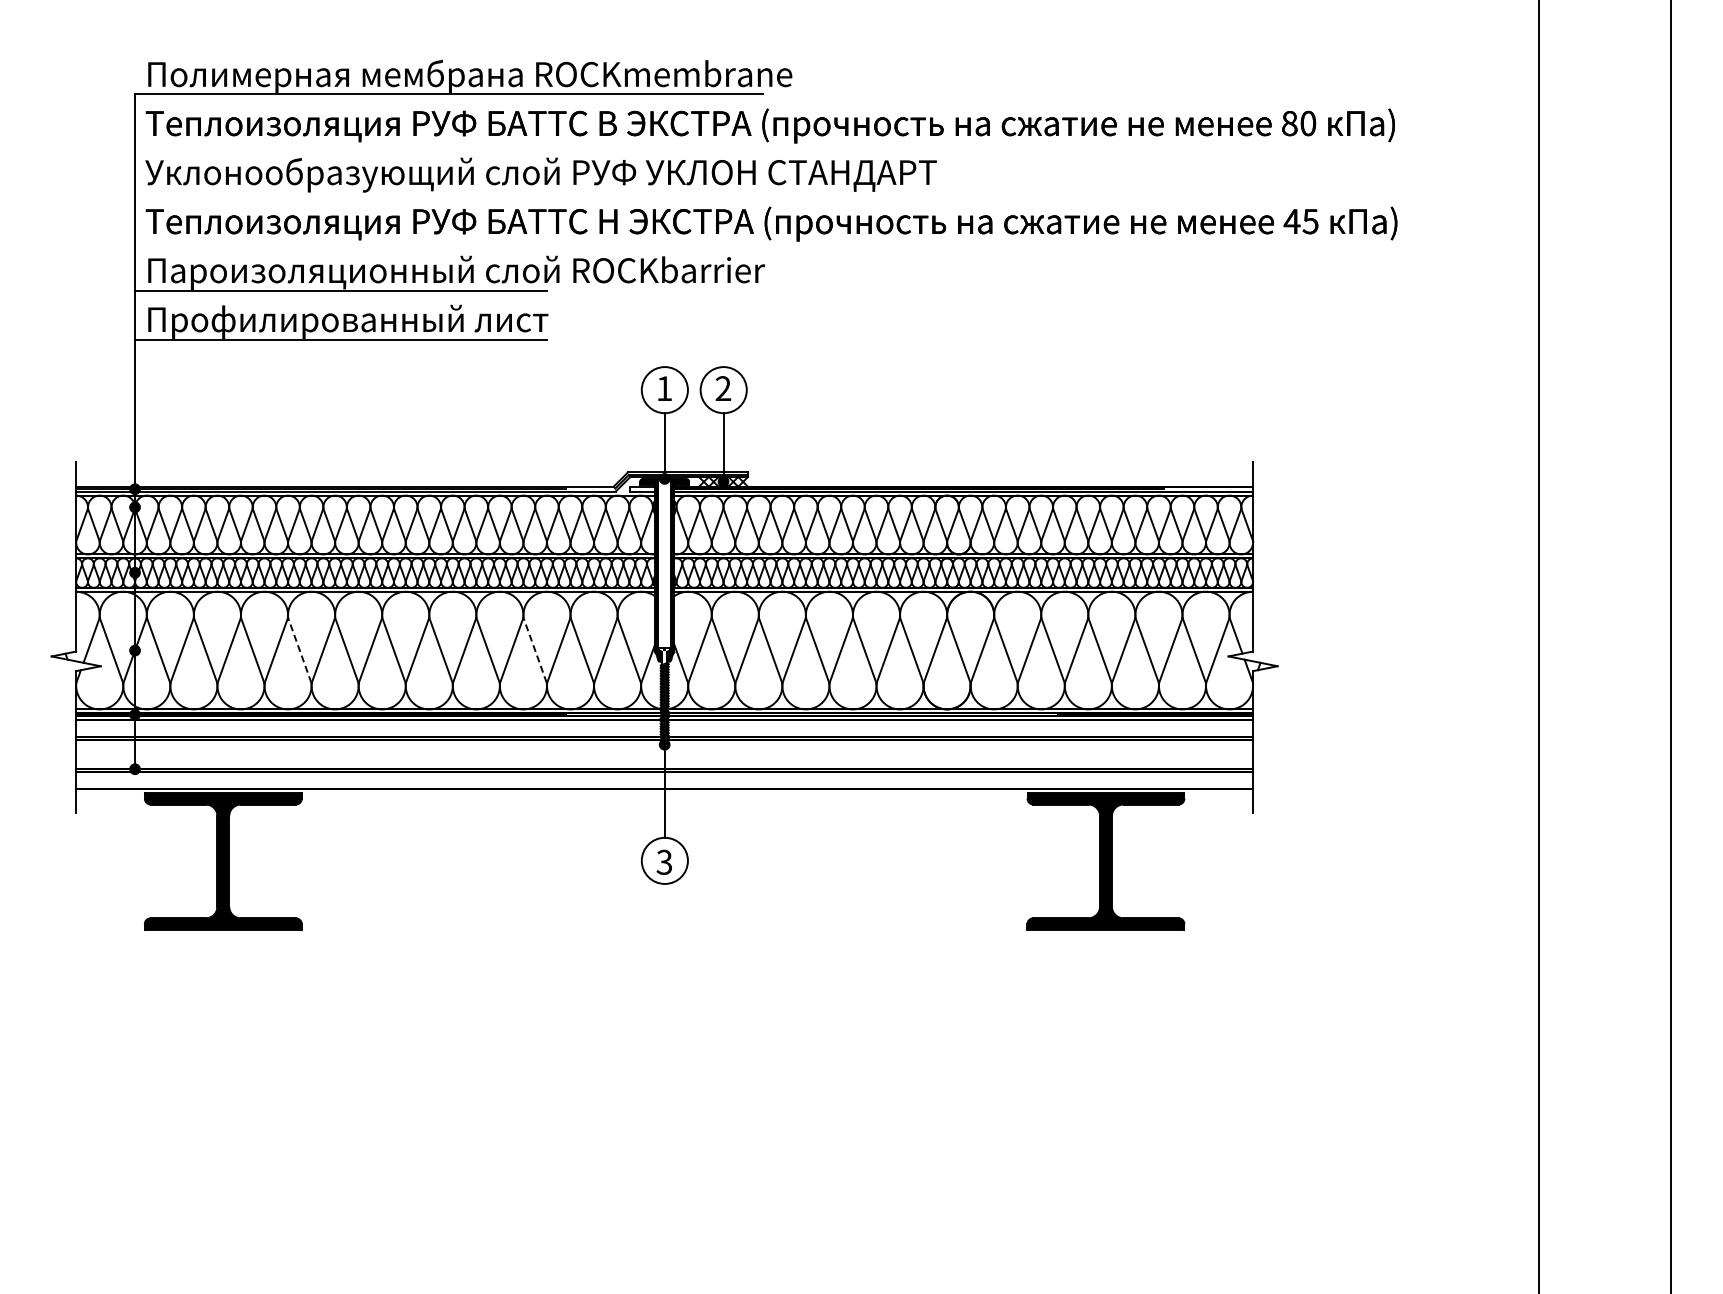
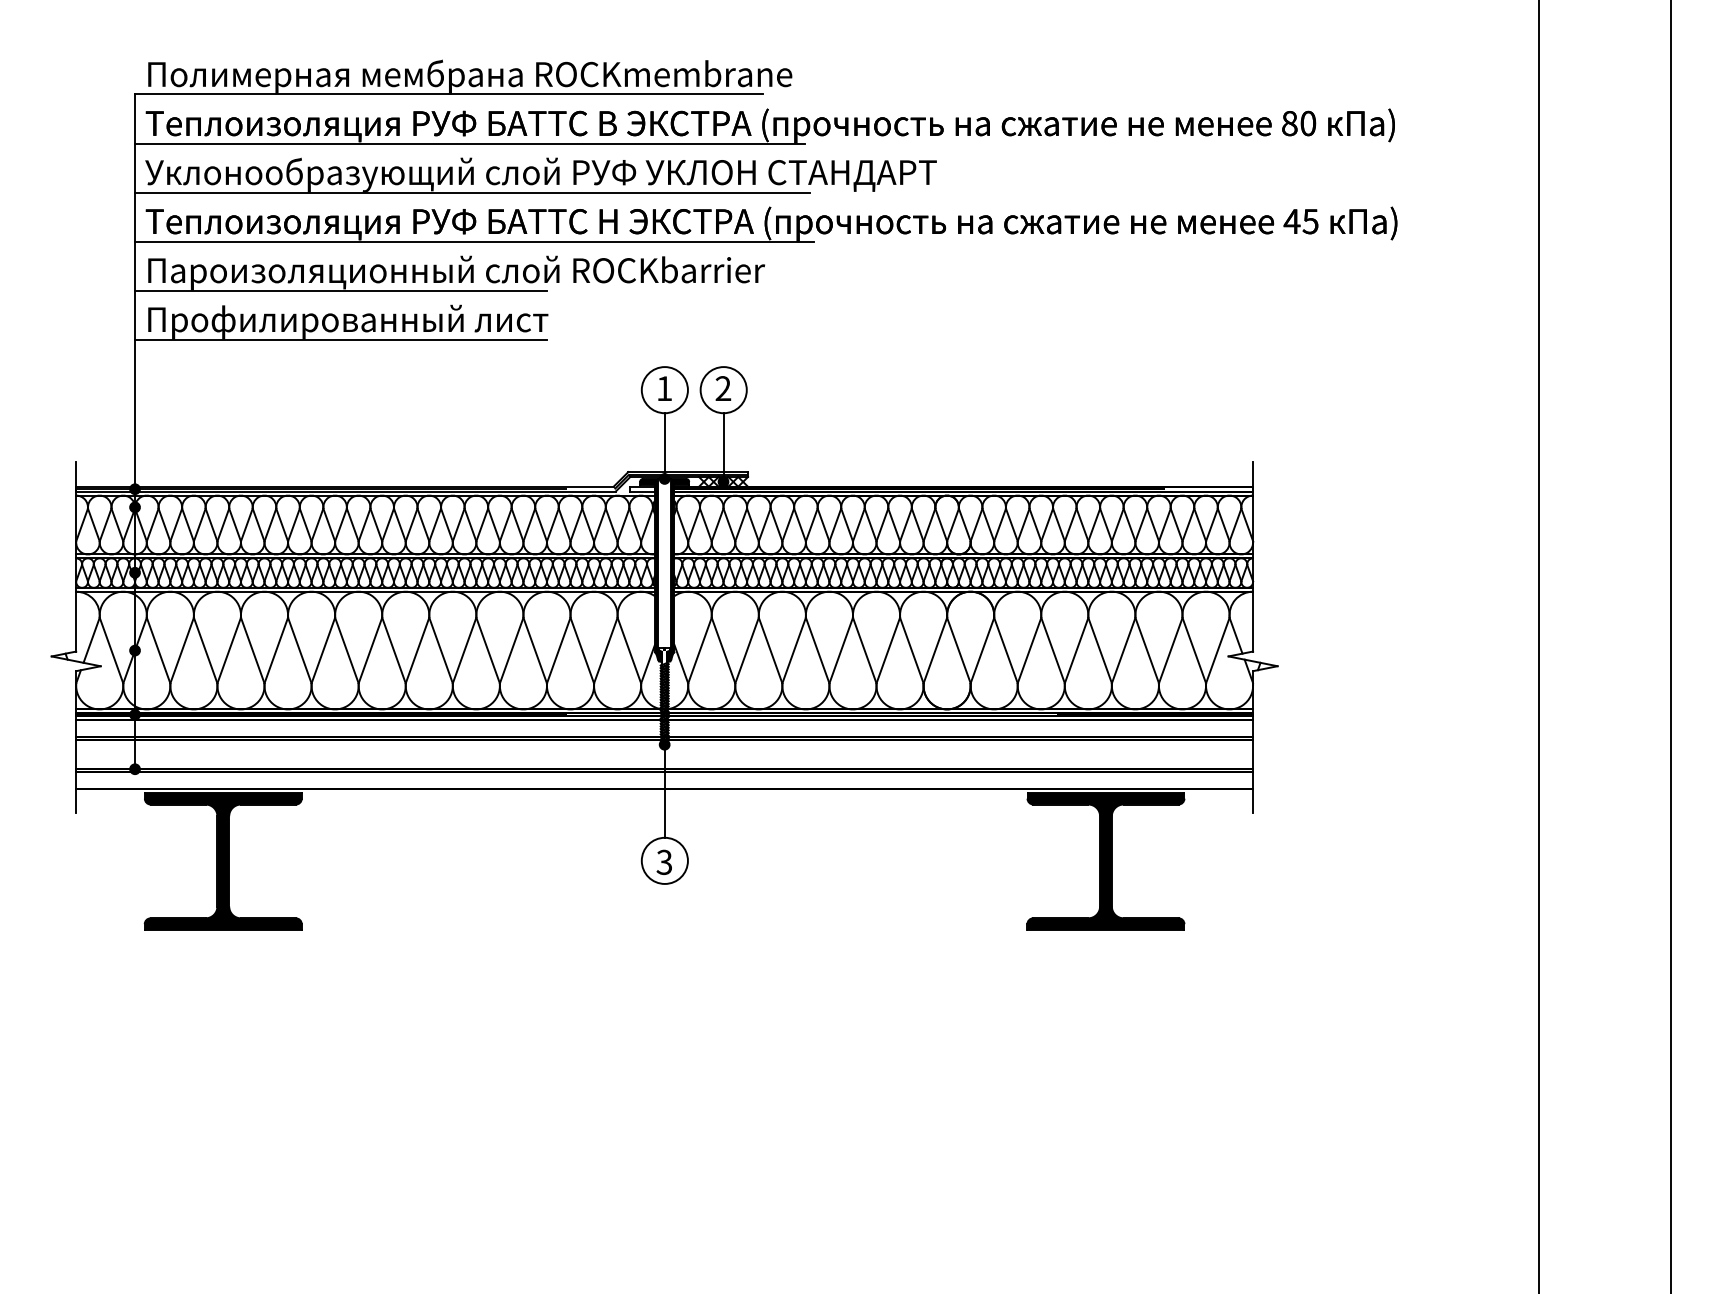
line: none -> present (469, 143)
line: none -> present (472, 192)
line: none -> present (474, 241)
line: dashed -> solid (299, 650)
line: dashed -> solid (535, 650)
